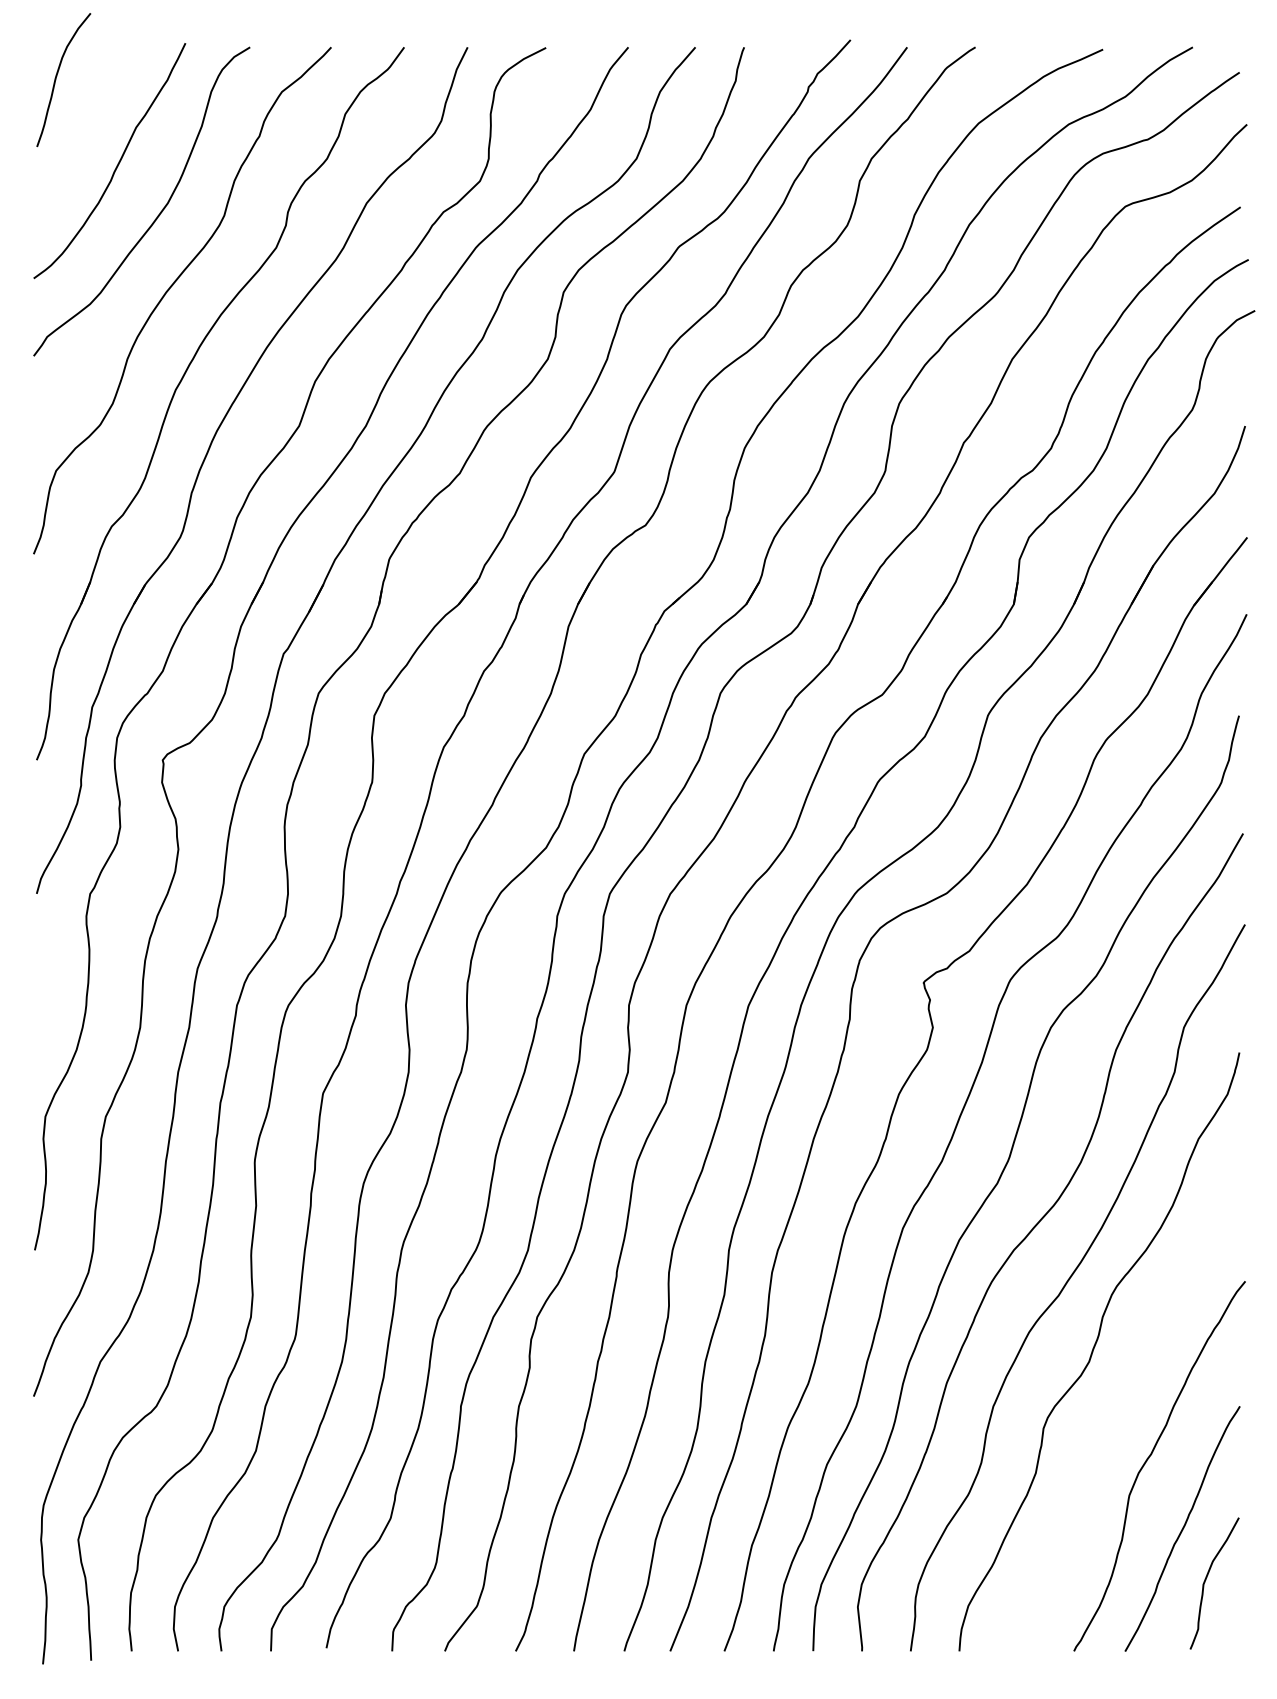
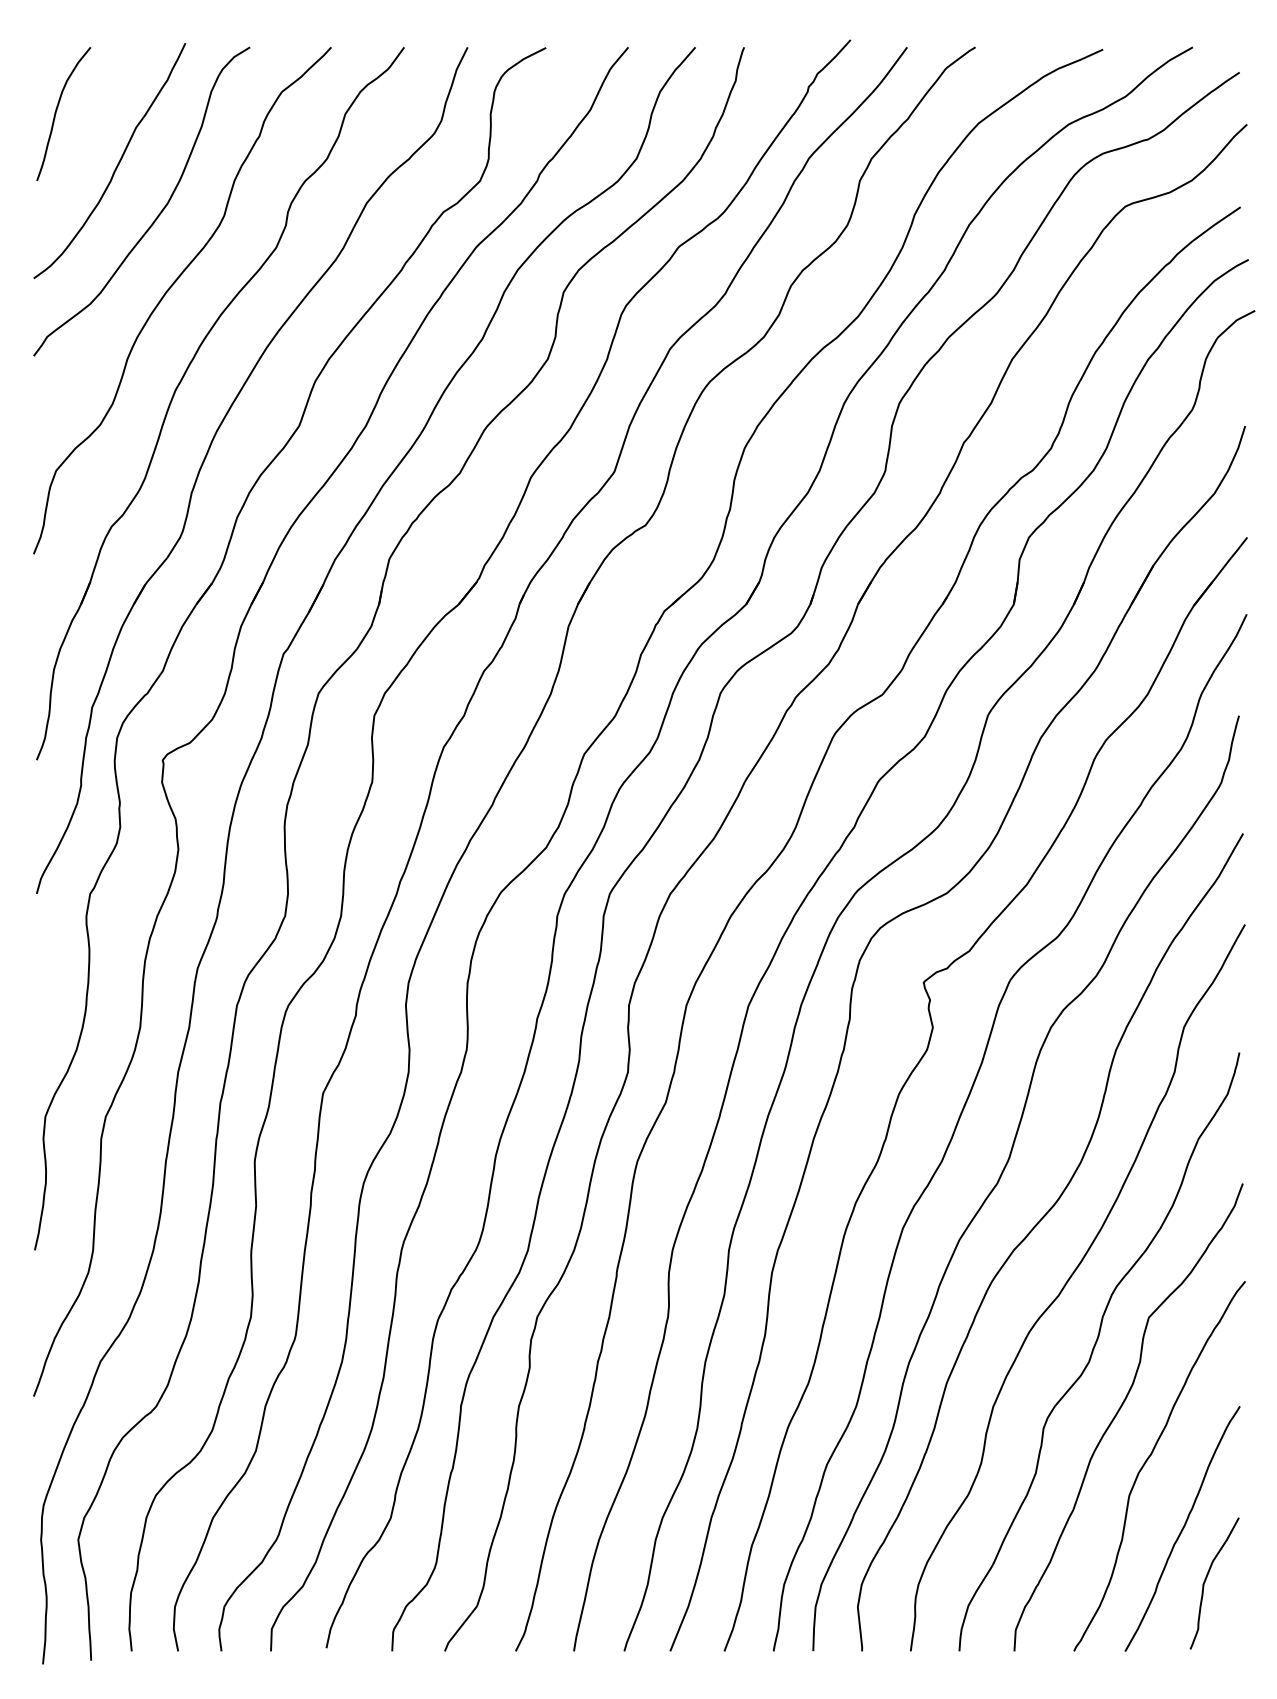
curve position: (56, 80) -> (56, 114) (56, 114)
curve: none -> present (1118, 1413)
